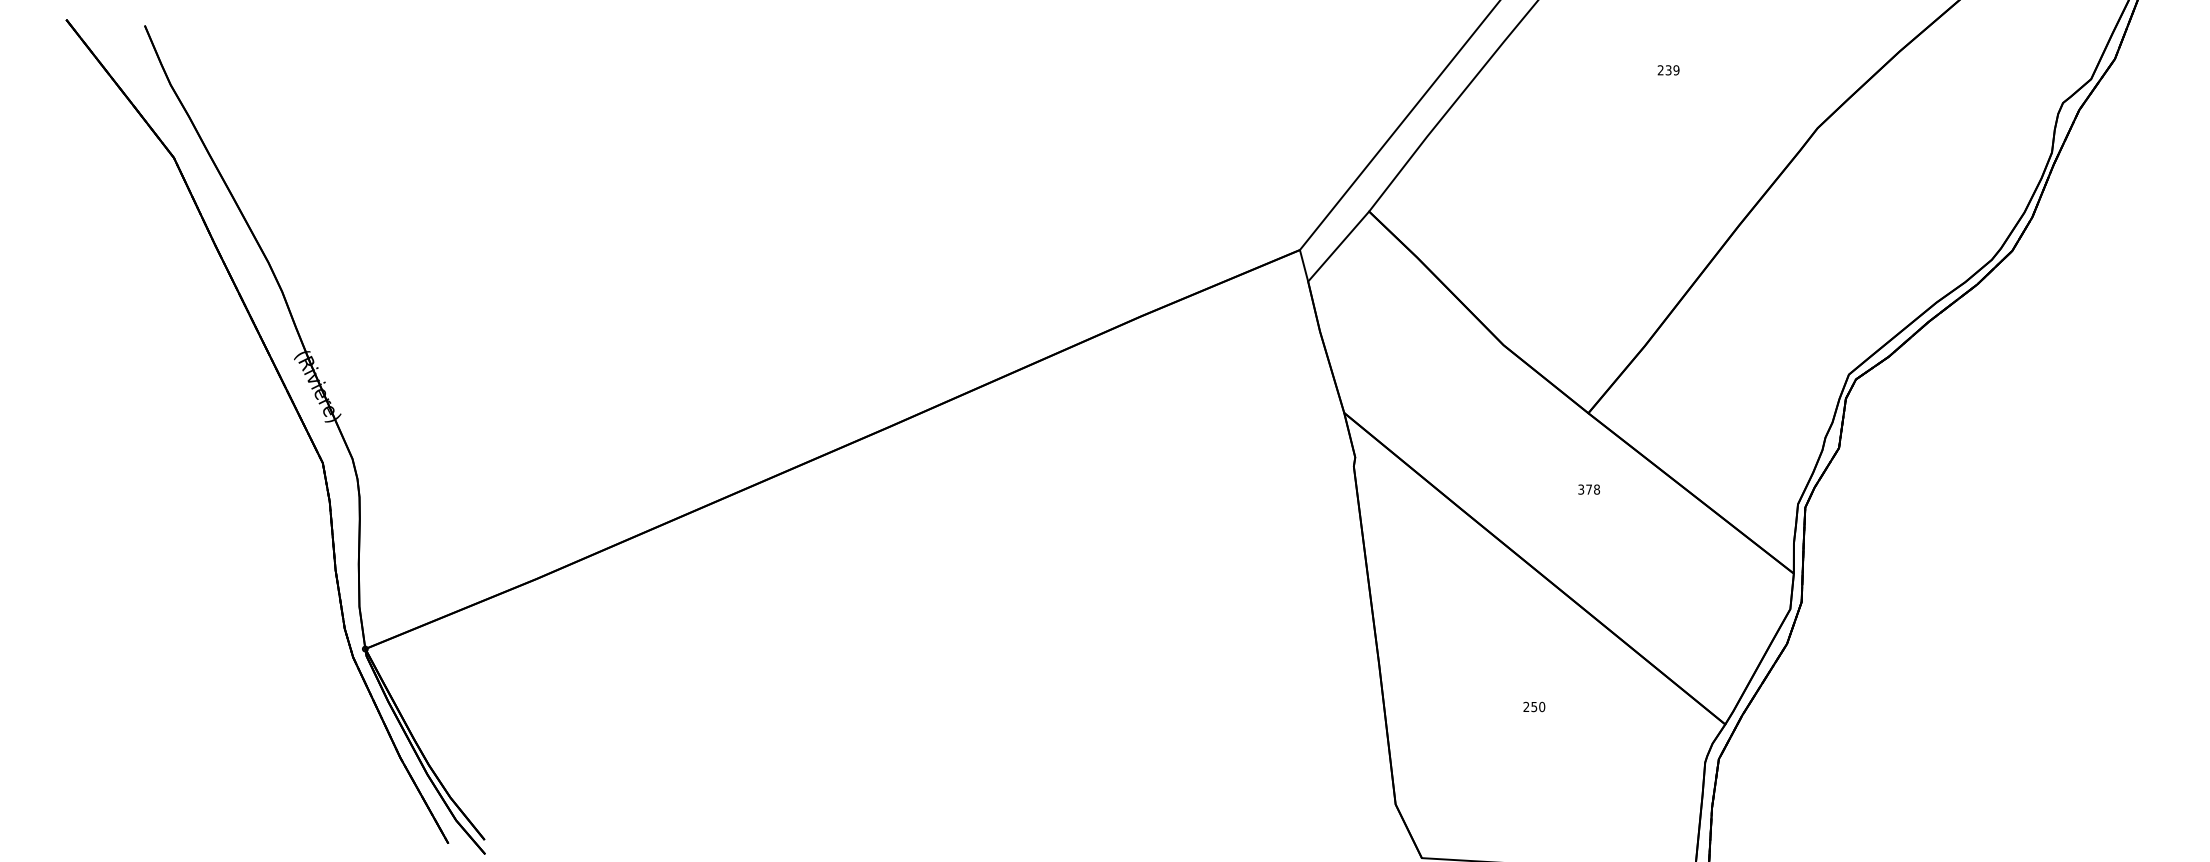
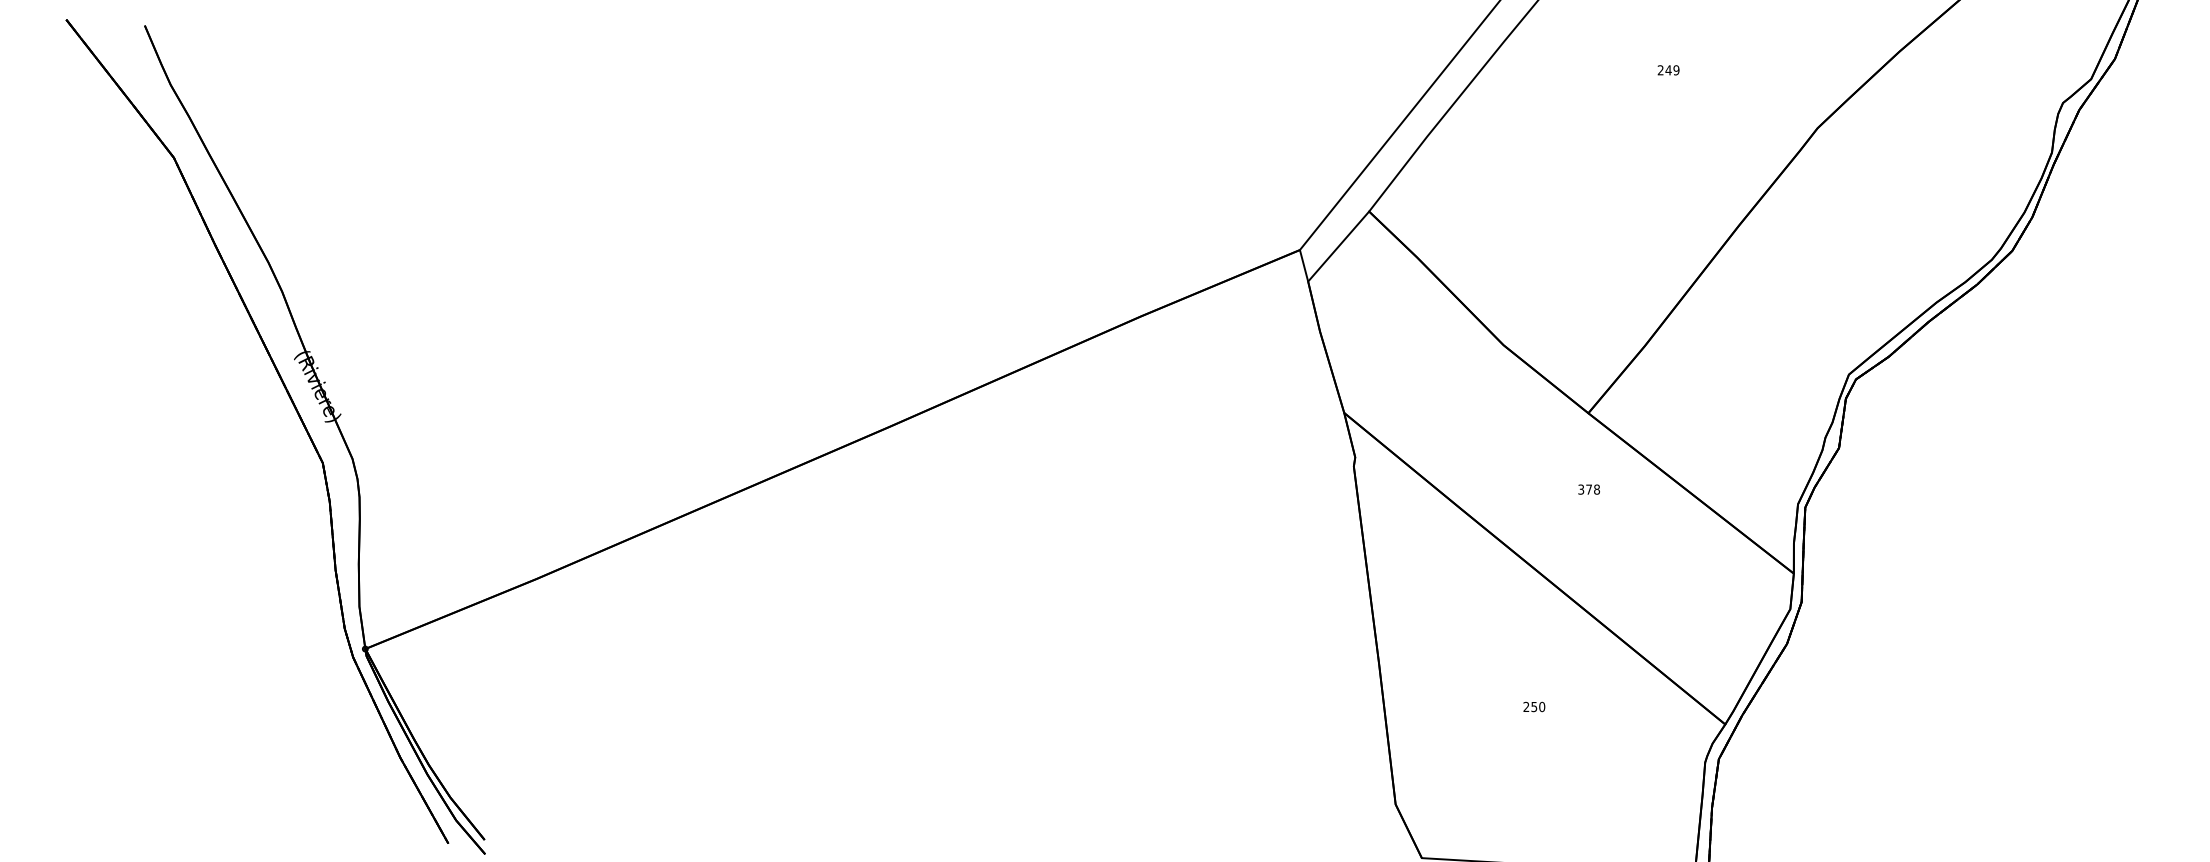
text: 239 -> 249 (1668, 70)
